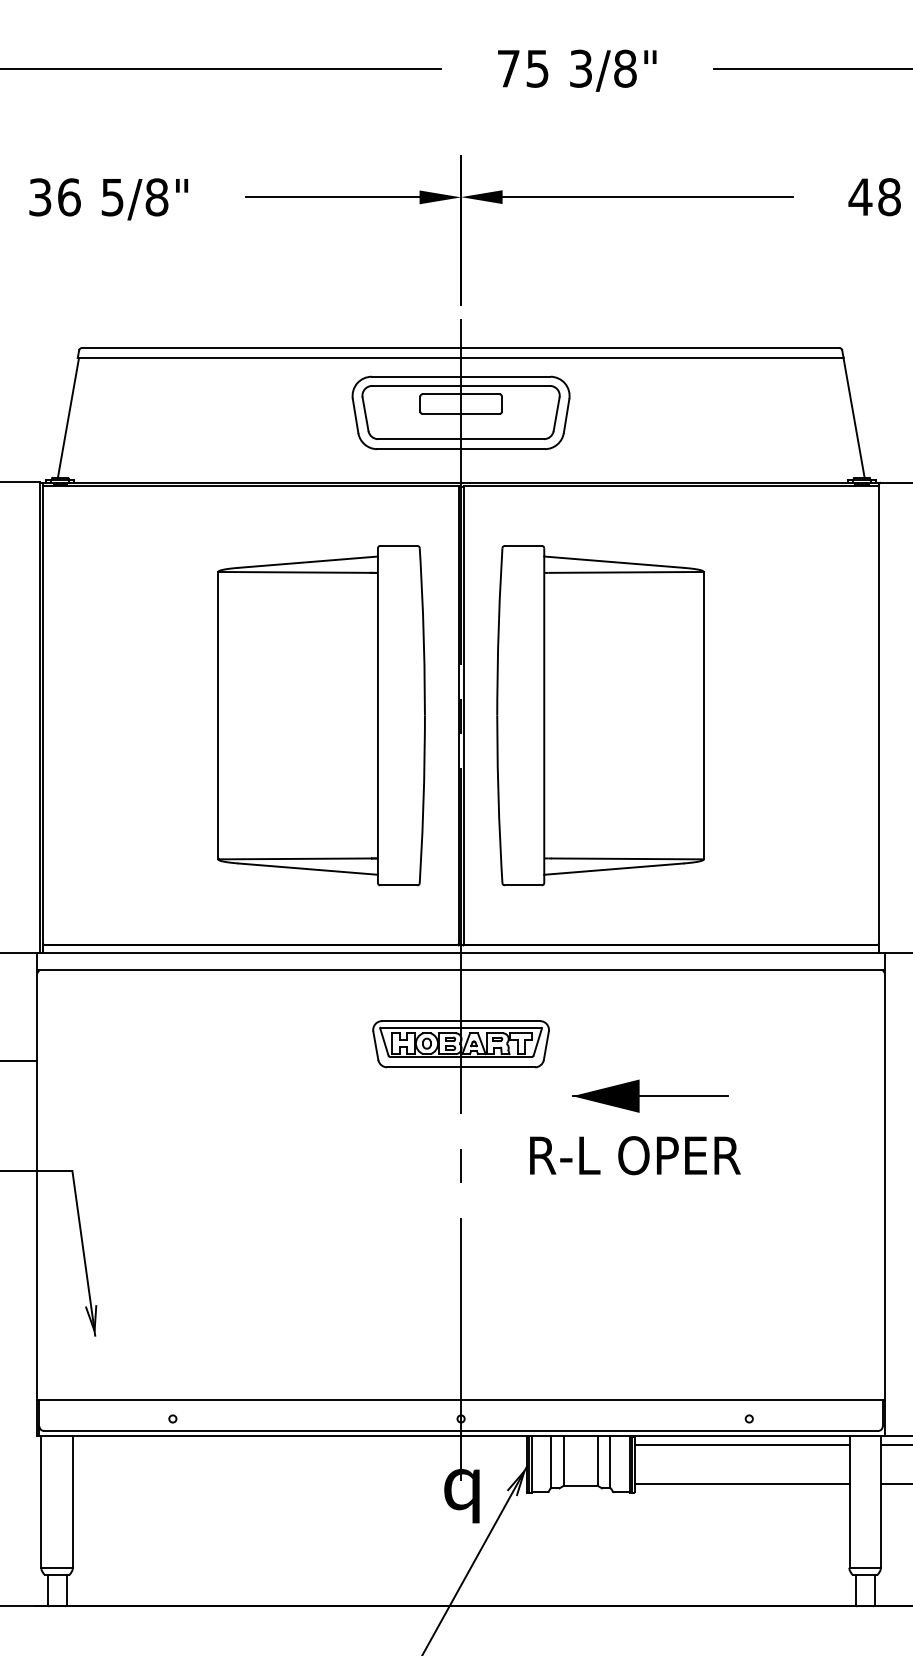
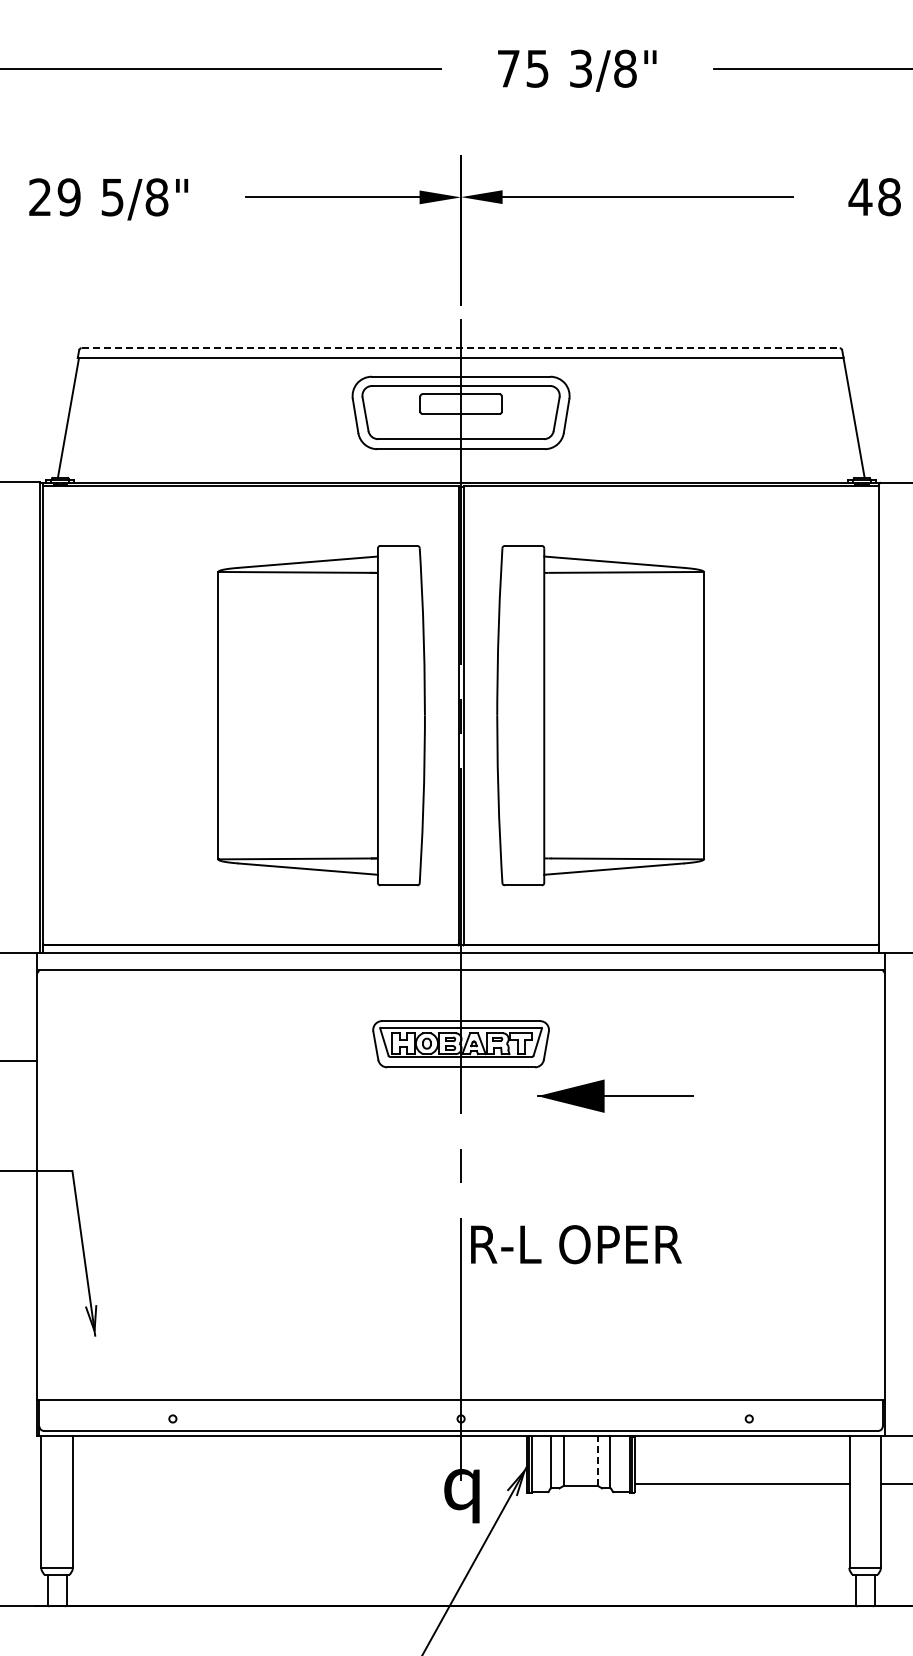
text: 36 -> 29 (54, 197)
line: solid -> dashed (461, 348)
part position: (650, 1095) -> (615, 1095) (615, 1095)
text position: (635, 1155) -> (576, 1244) (576, 1244)
line: present -> none (741, 1445)
line: present -> none (894, 1445)
line: solid -> dashed (597, 1460)
